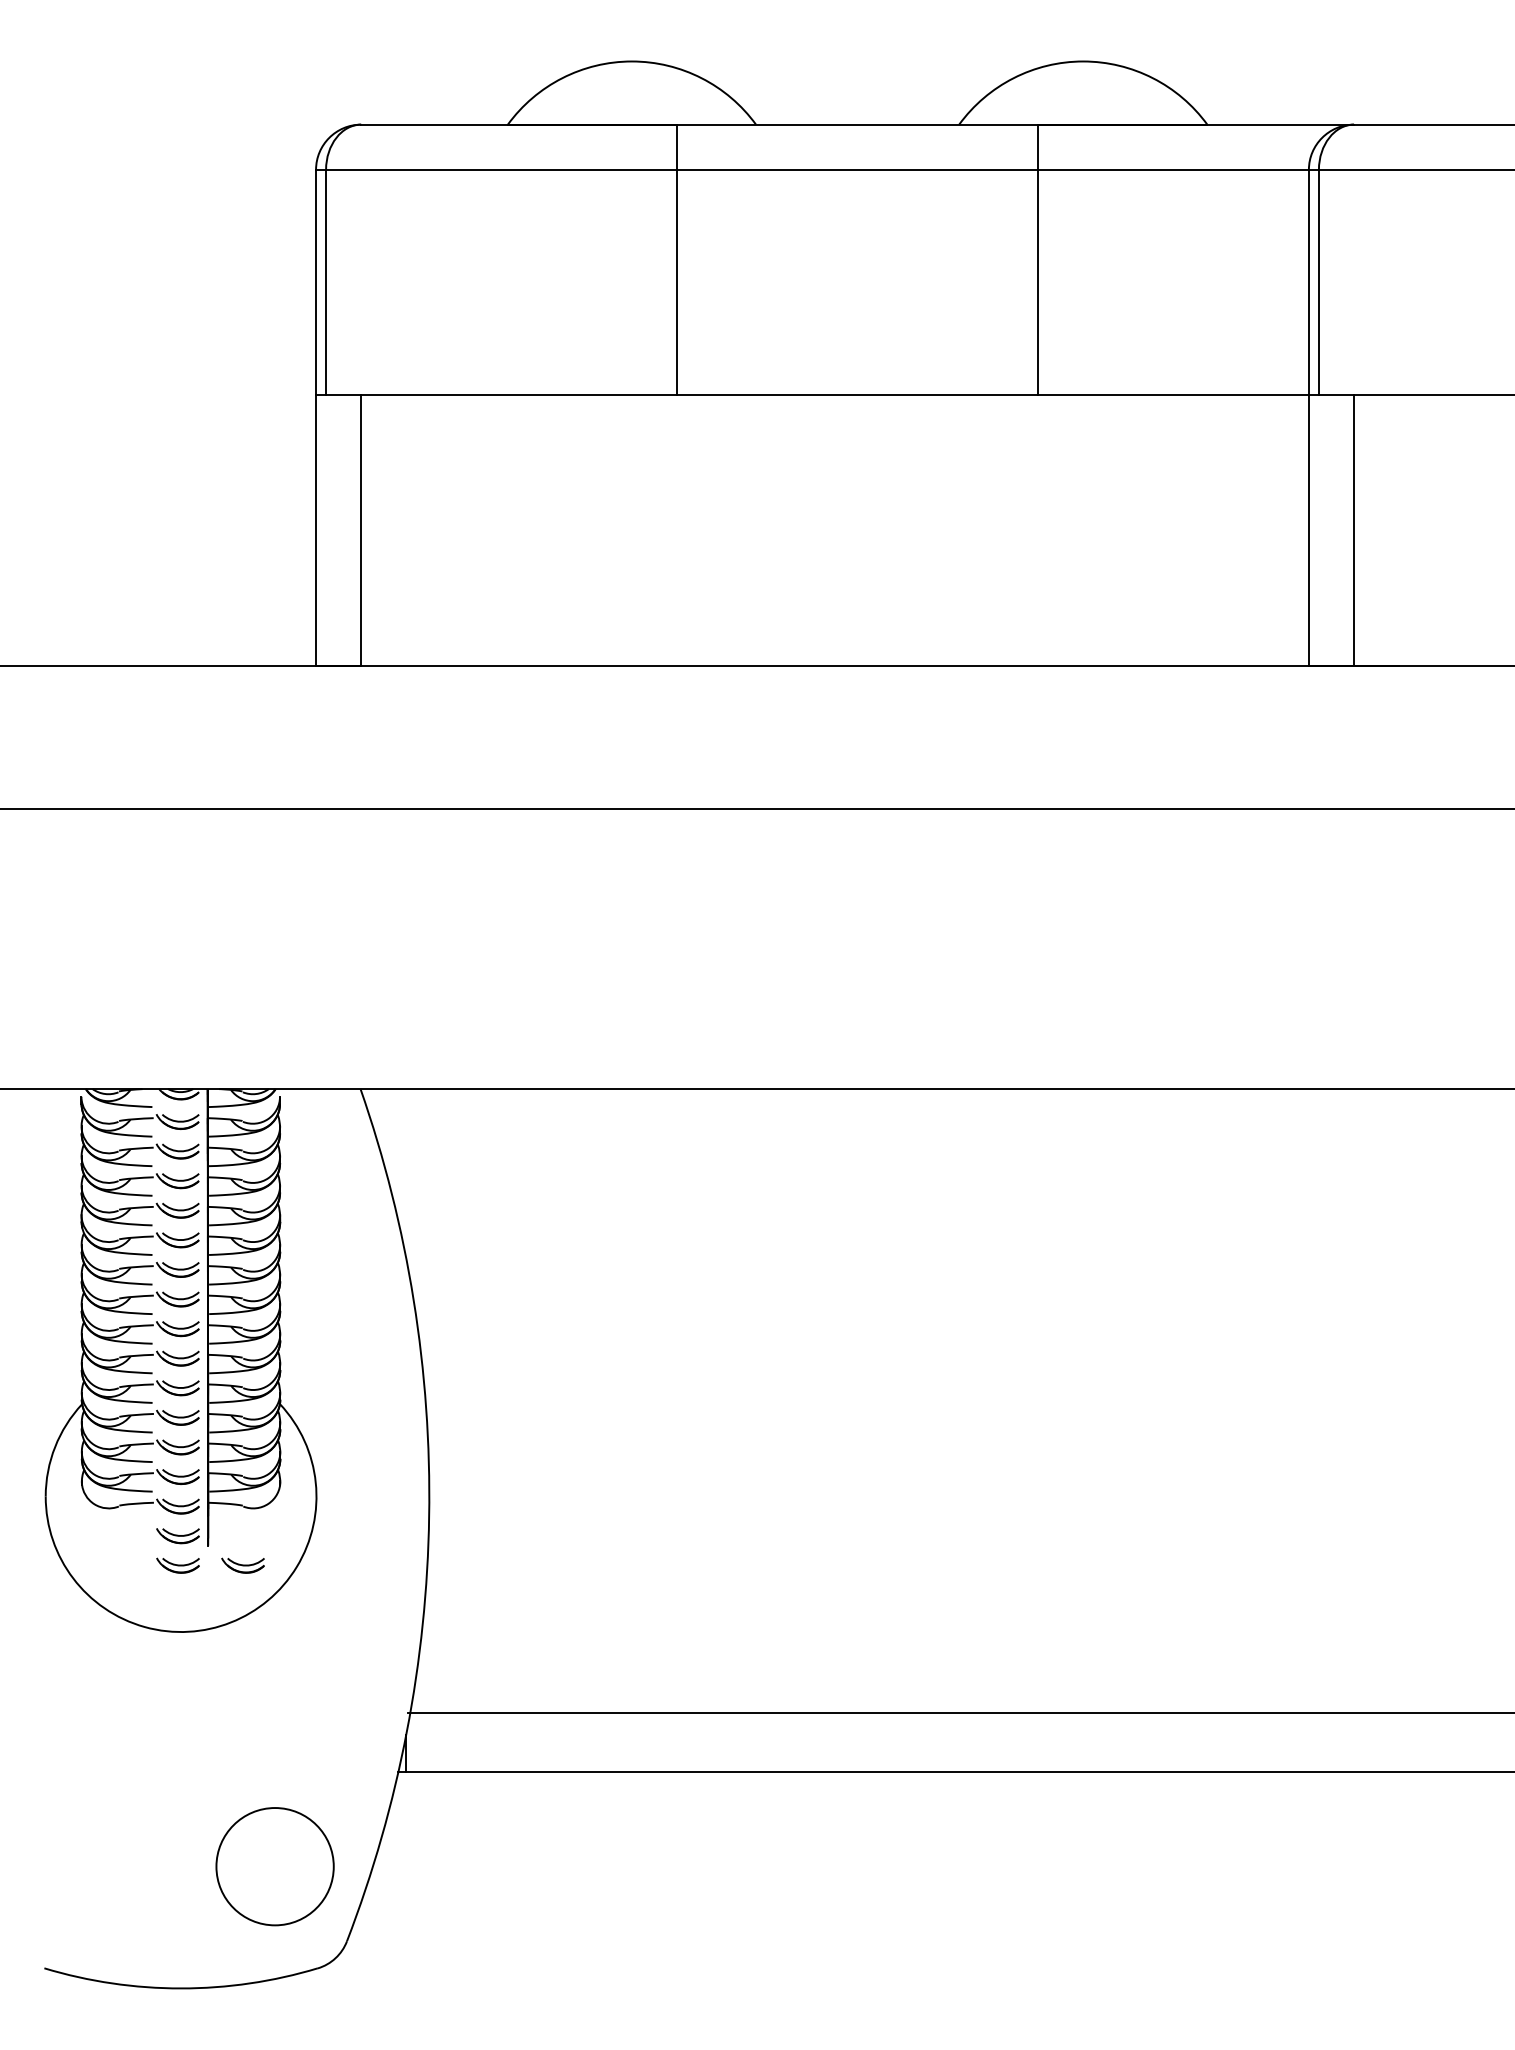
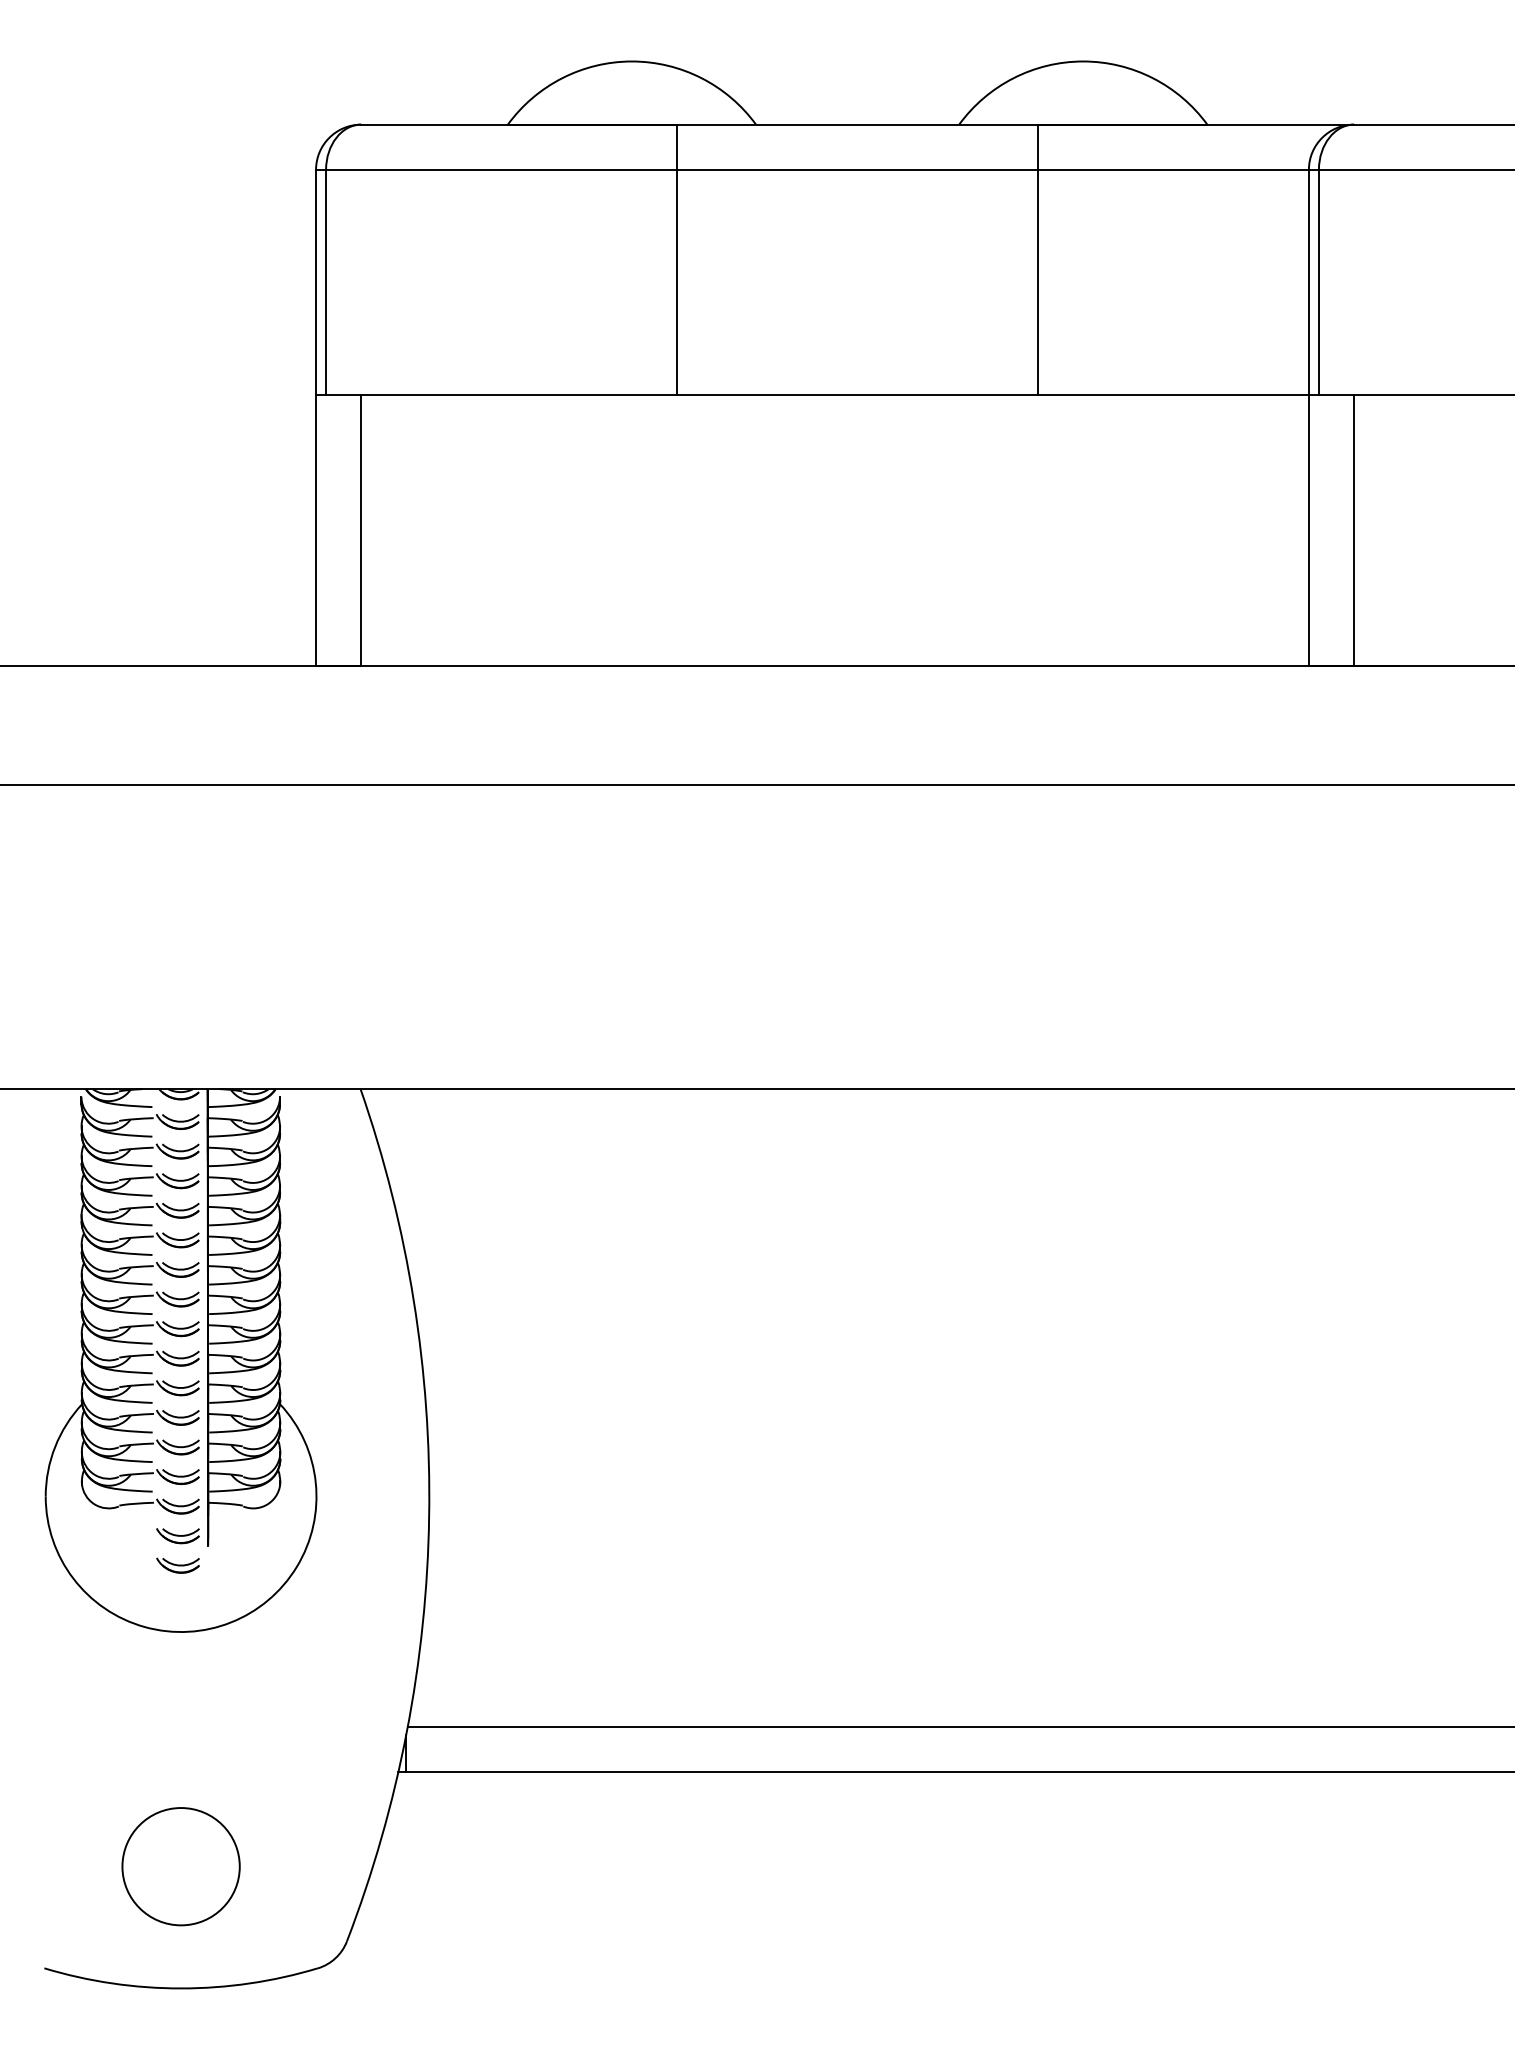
line position: (756, 808) -> (756, 784) (756, 784)
part: present -> none (242, 1565)
line position: (959, 1712) -> (959, 1726) (959, 1726)
part position: (274, 1866) -> (180, 1866) (180, 1866)
